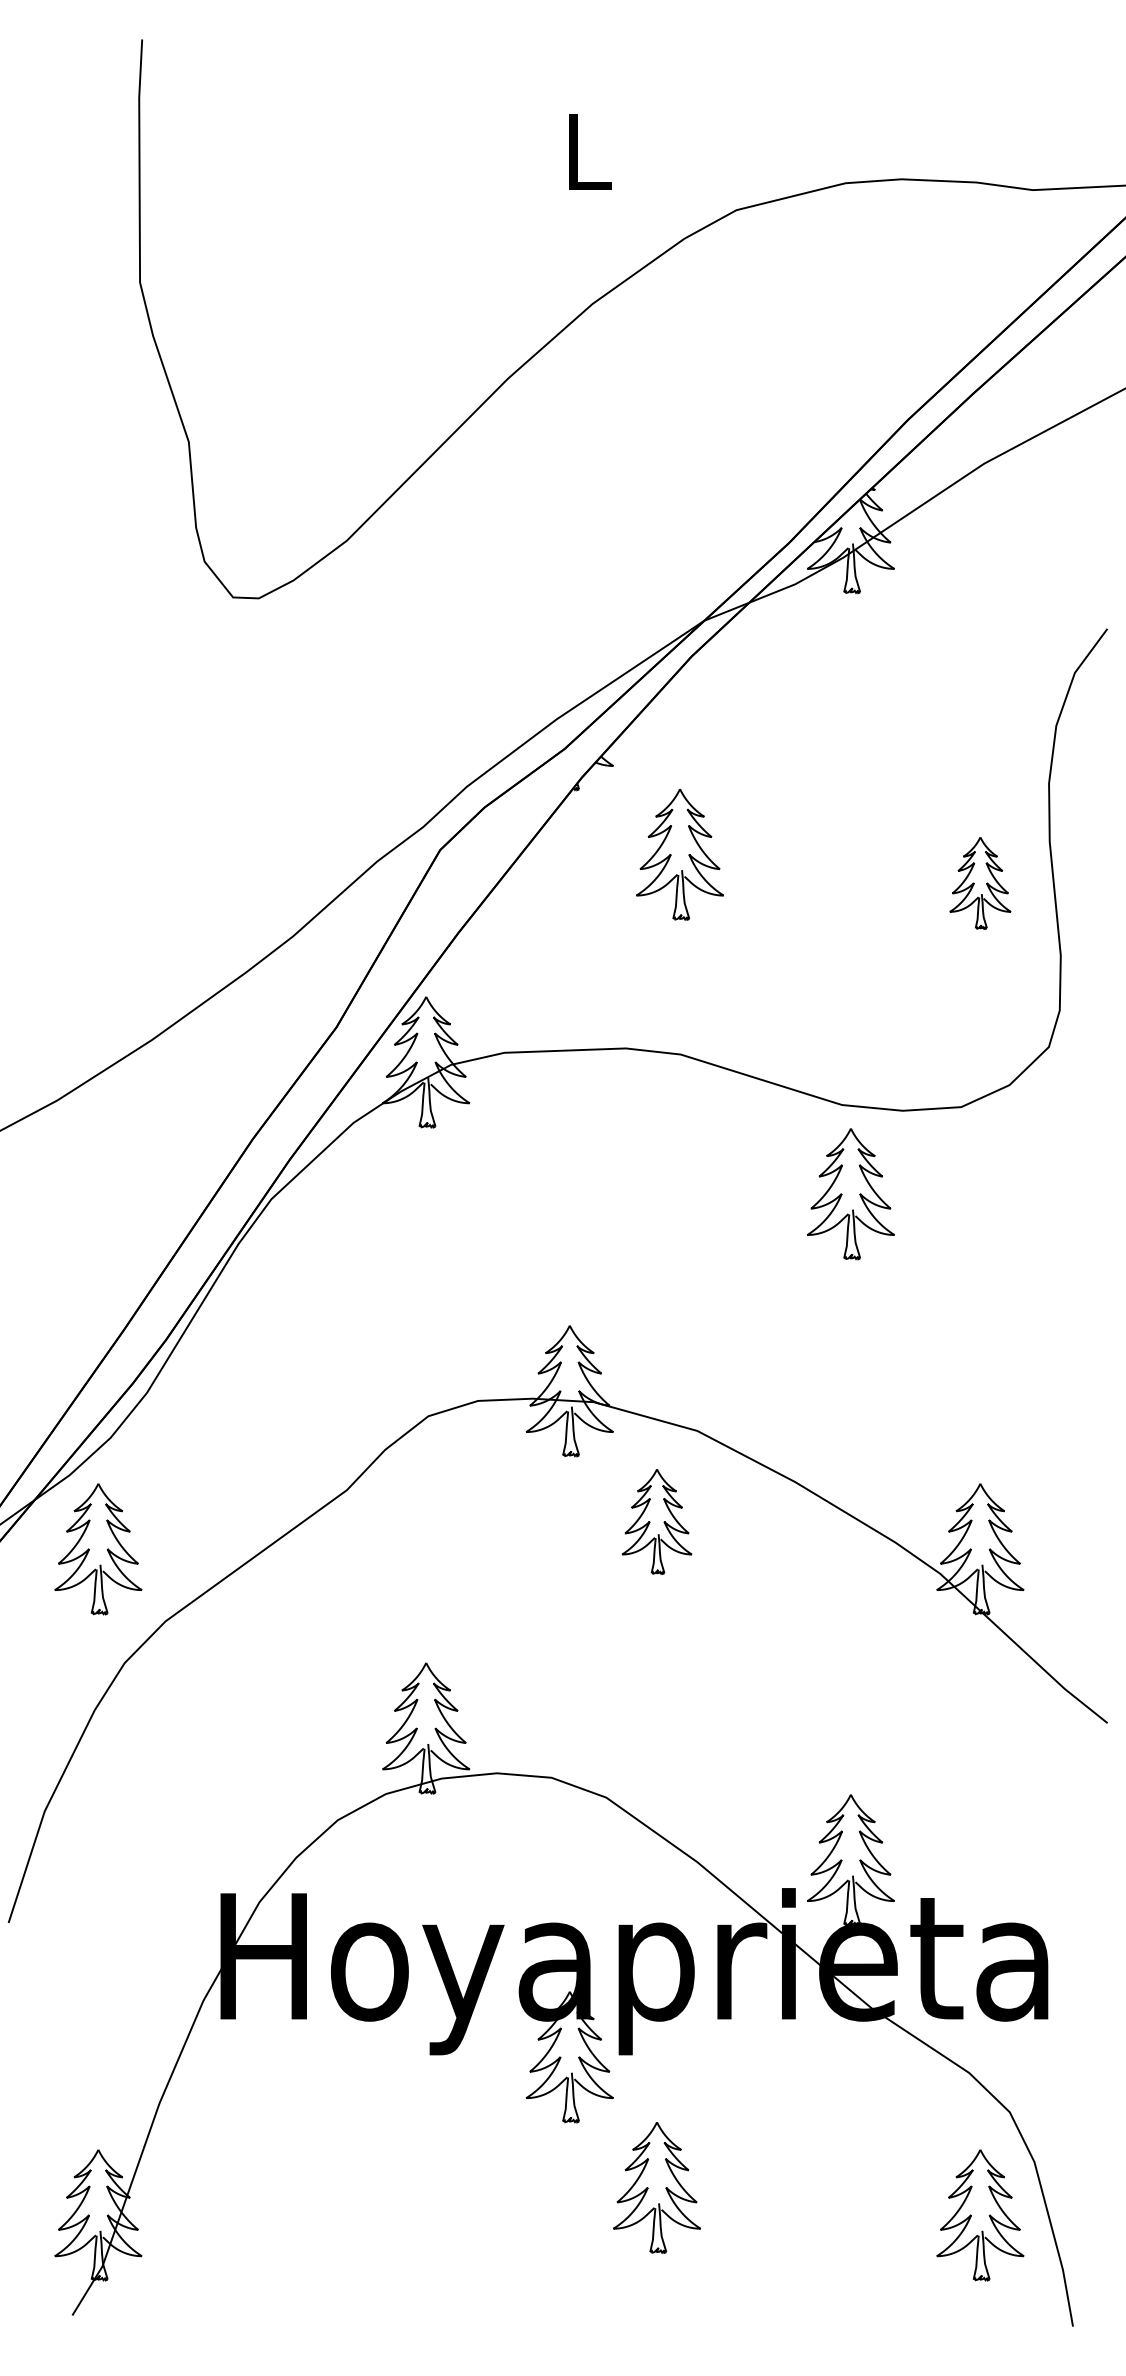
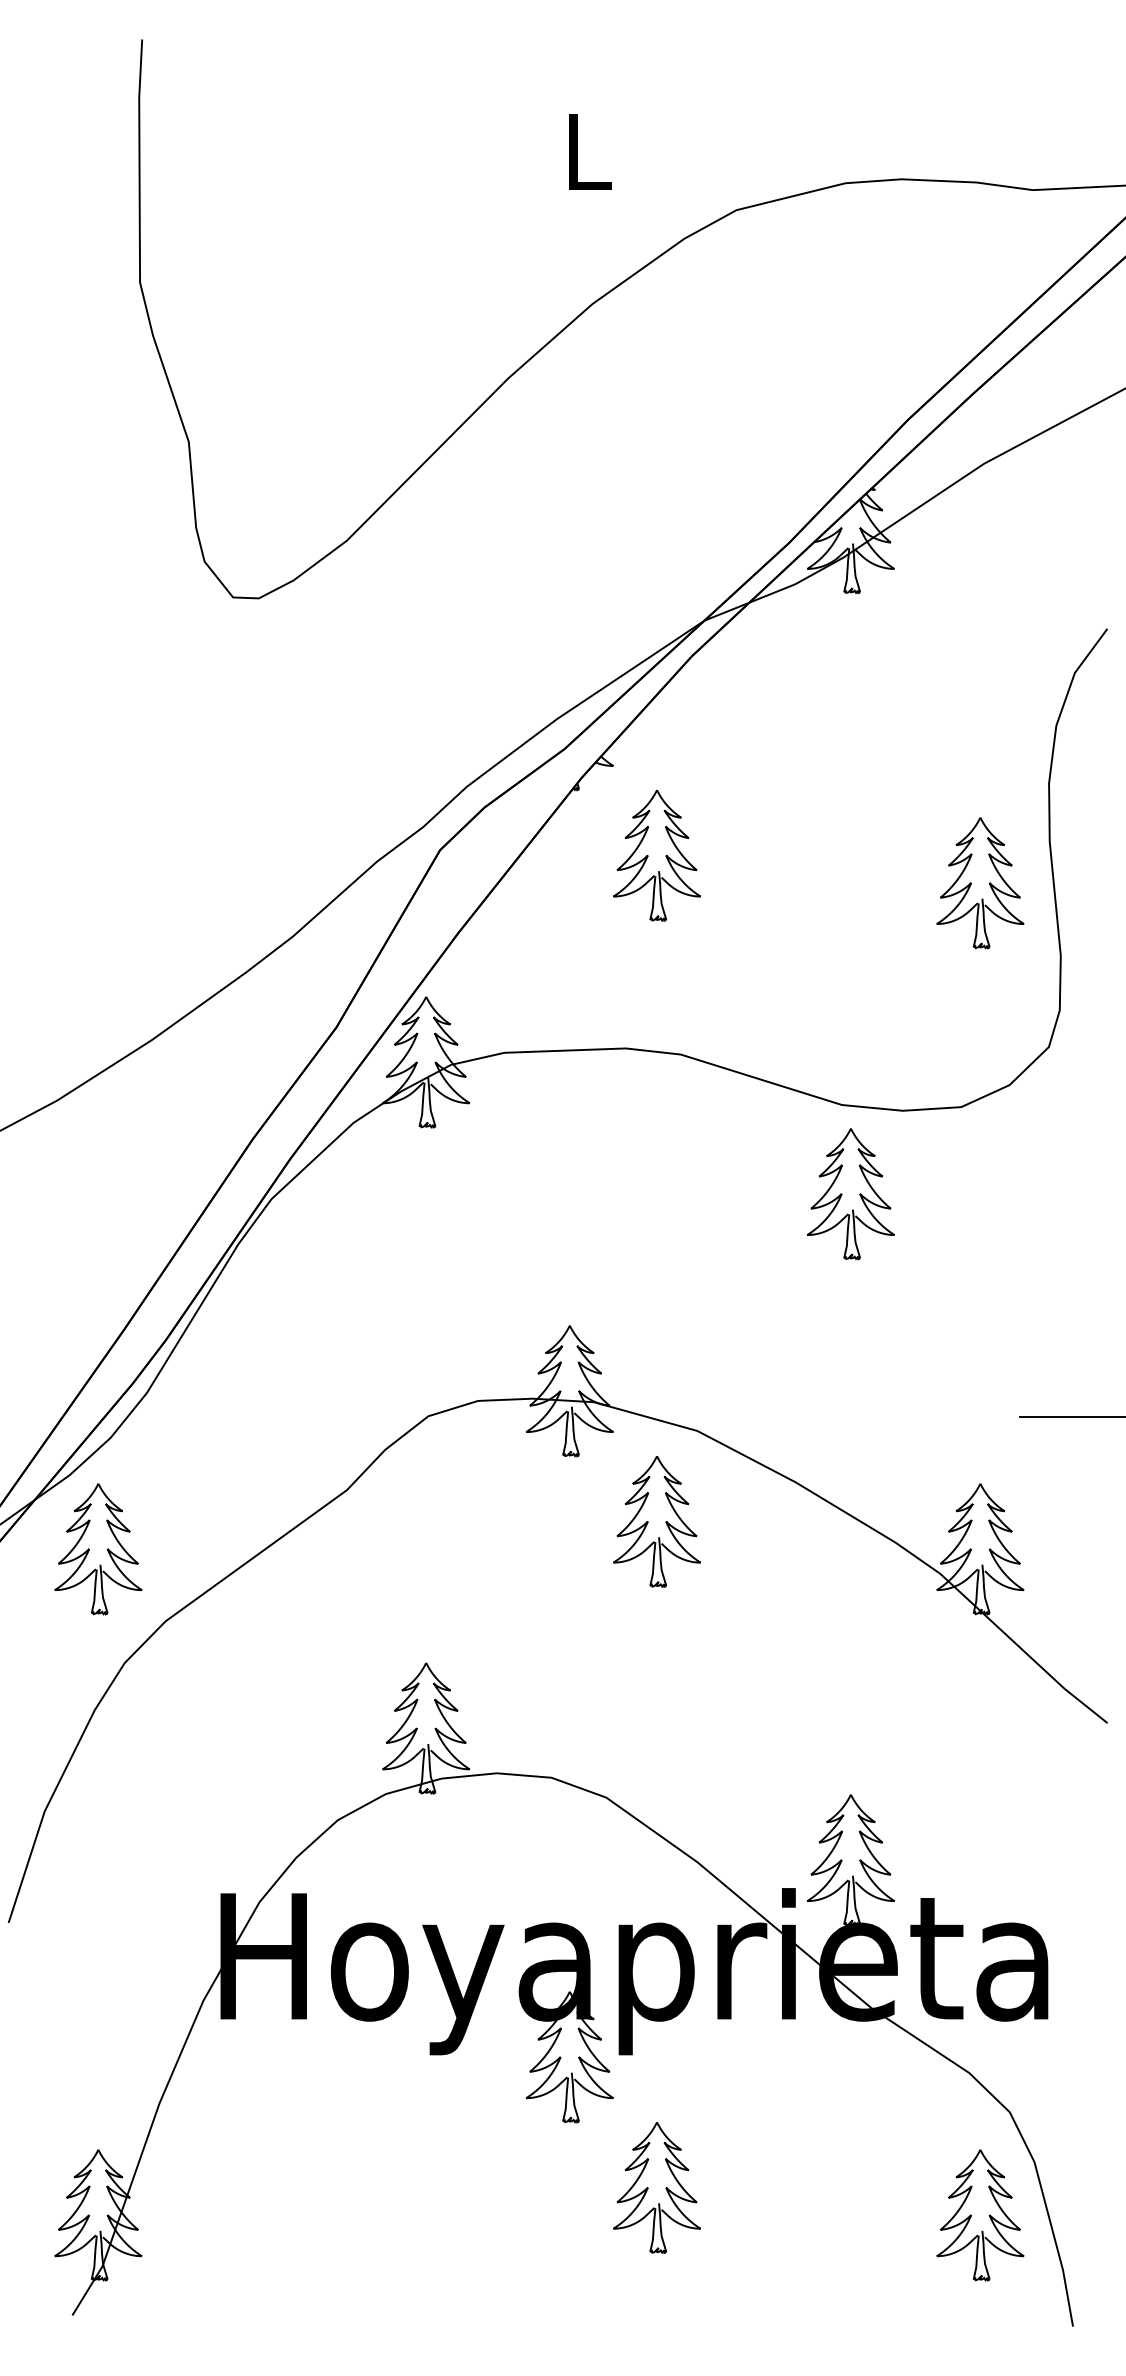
part position: (679, 854) -> (656, 855) (656, 855)
part size: 63x93 px -> 89x133 px (980, 883)
line: none -> present (1071, 1416)
part size: 72x106 px -> 88x132 px (656, 1521)
